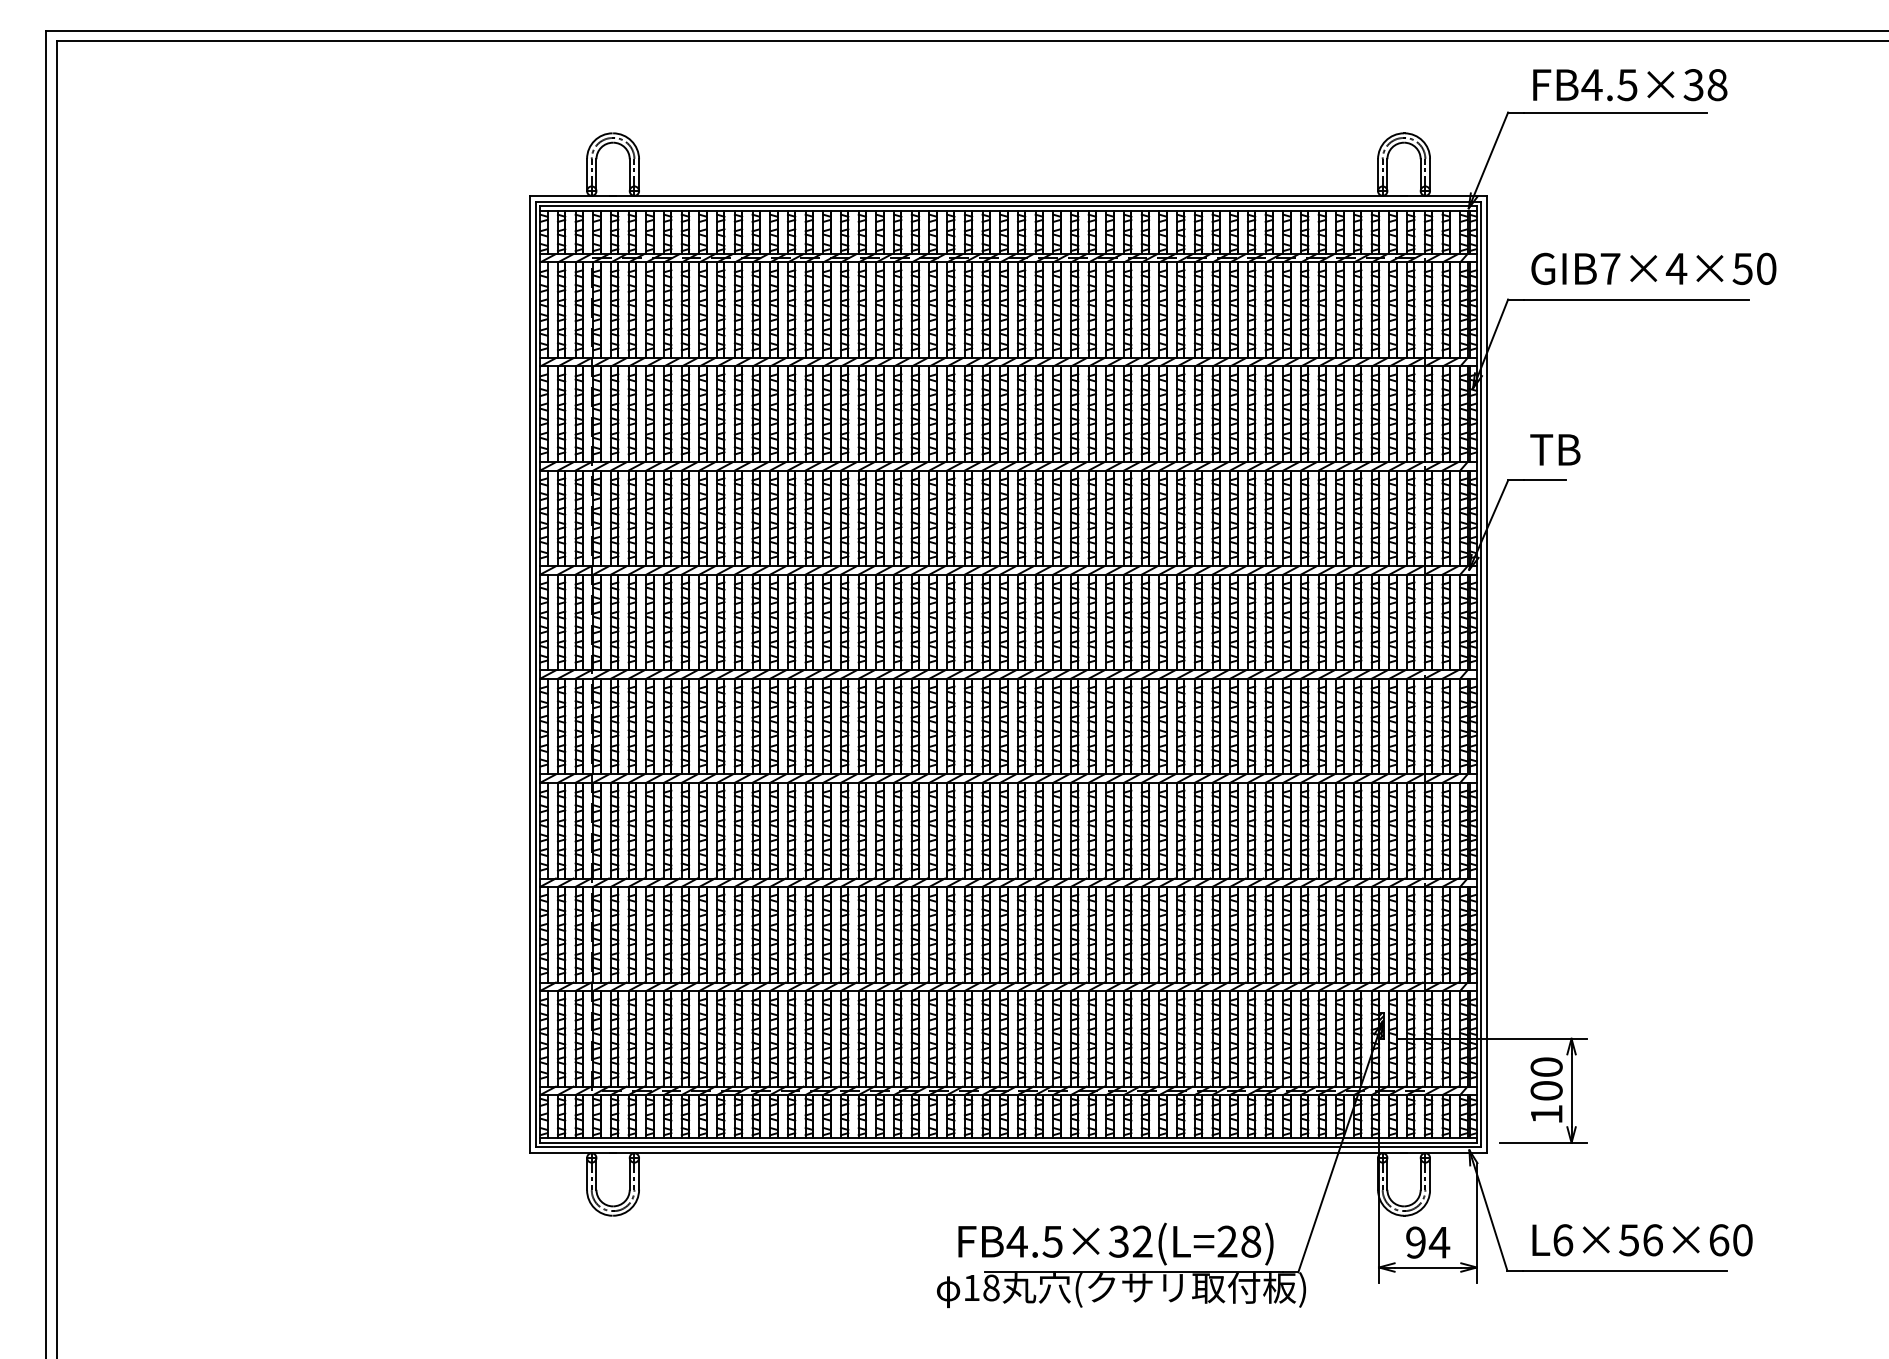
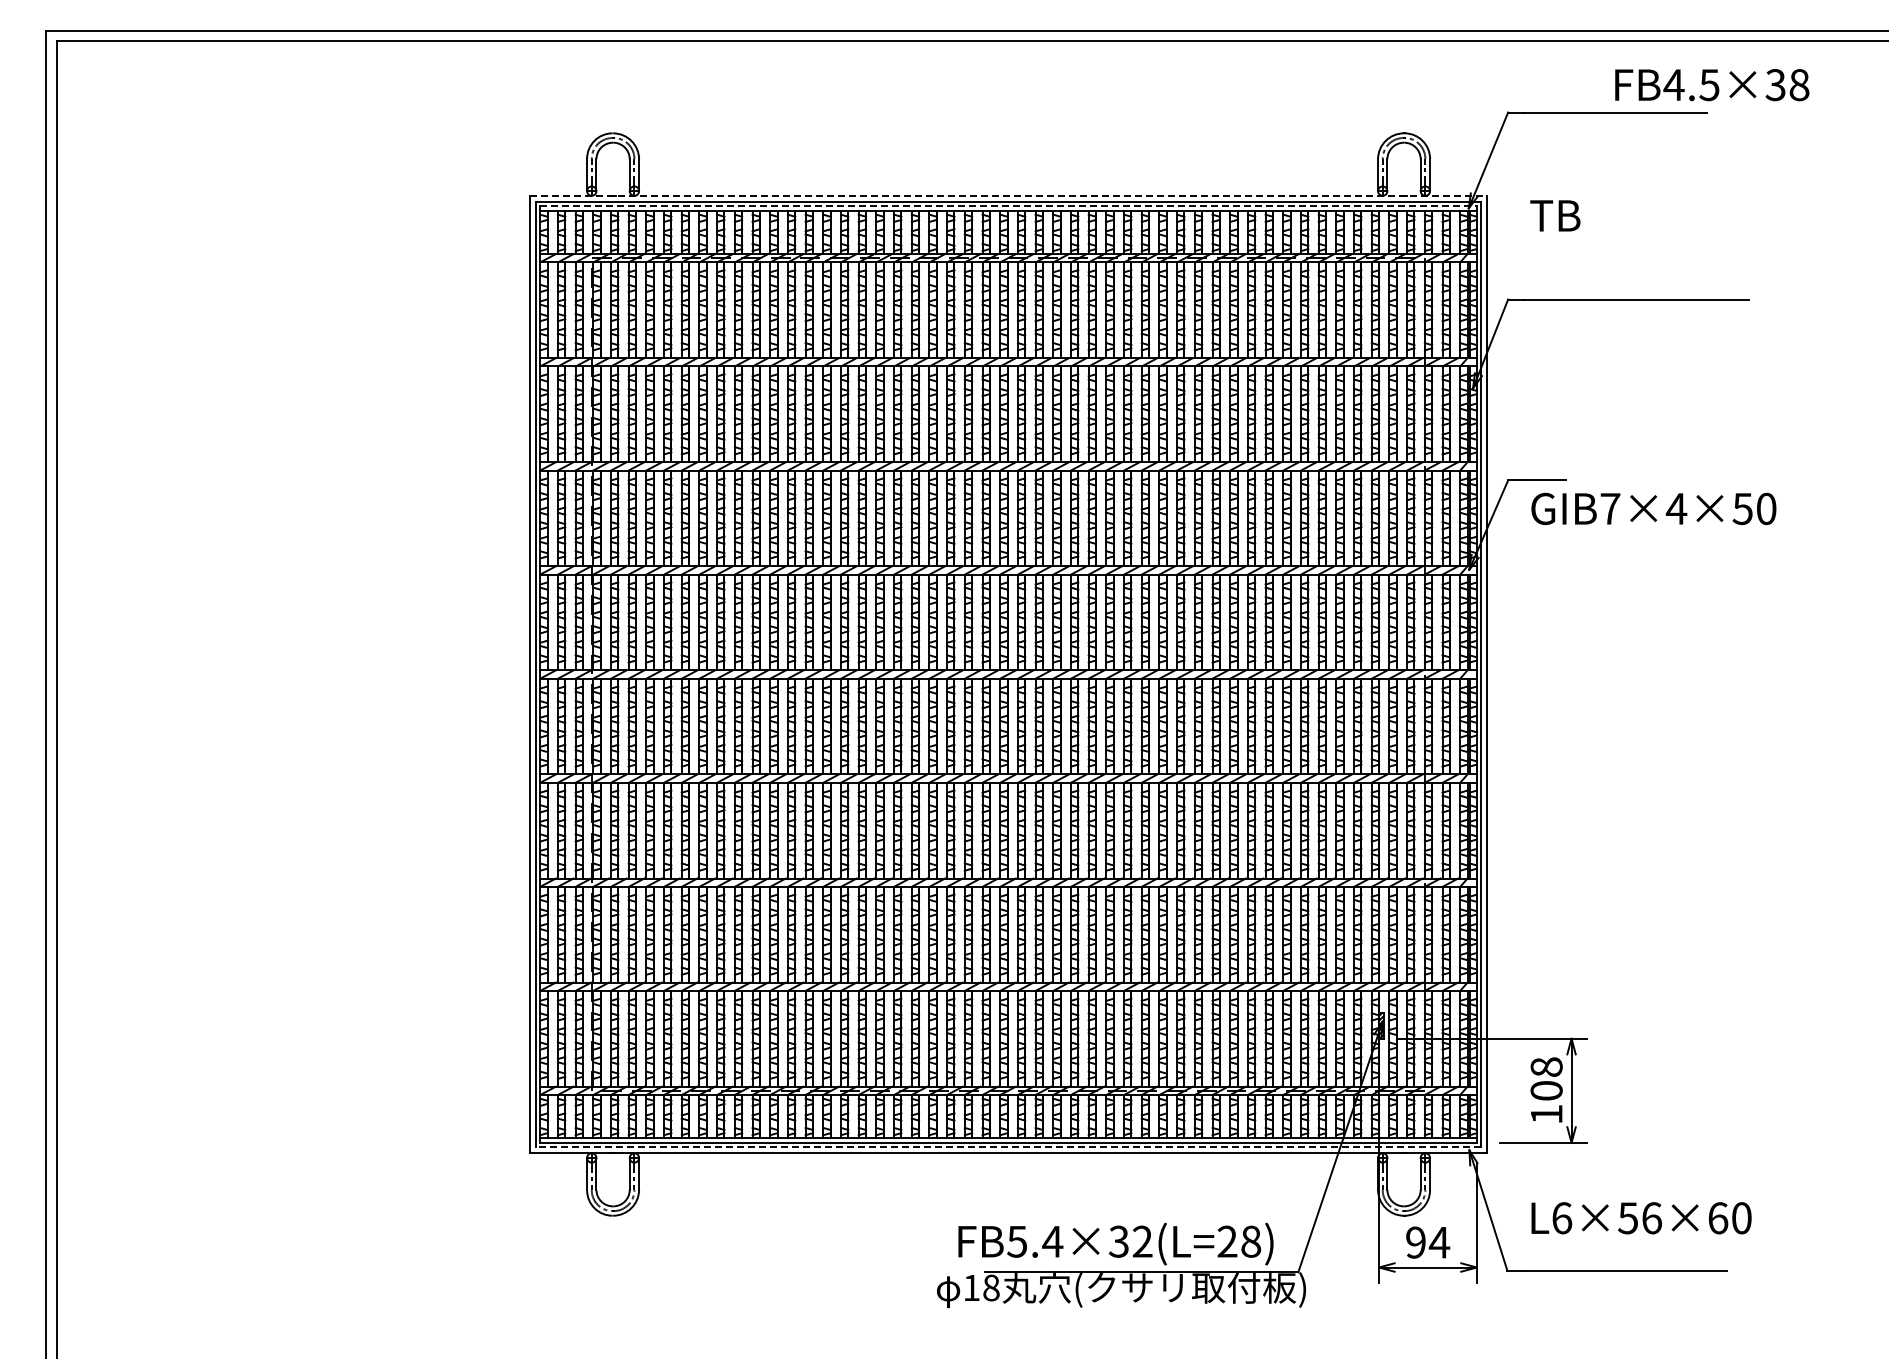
text position: (1630, 85) -> (1712, 85) (1712, 85)
line: solid -> dashed (1008, 195)
line: solid -> dashed (1009, 206)
text position: (1653, 268) -> (1653, 508) (1653, 508)
text position: (1555, 449) -> (1555, 215) (1555, 215)
text: 100 -> 108 (1546, 1066)
line: solid -> dashed (1008, 1147)
text position: (1642, 1240) -> (1641, 1218) (1641, 1218)
text: FB4.5×32(L=28) -> FB5.4×32(L=28) (1034, 1241)
